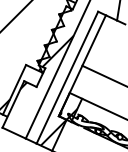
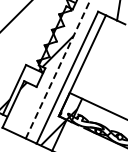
line: solid -> dashed (58, 68)
line: present -> none (103, 75)
